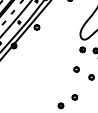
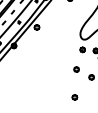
part: present -> none (60, 105)
